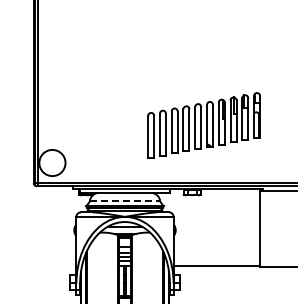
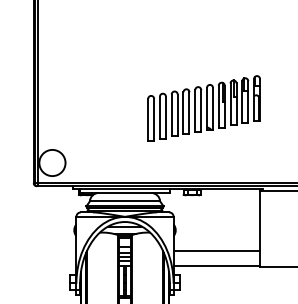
part position: (203, 125) -> (203, 108) (203, 108)
line: dashed -> solid (125, 201)
line: none -> present (216, 251)
